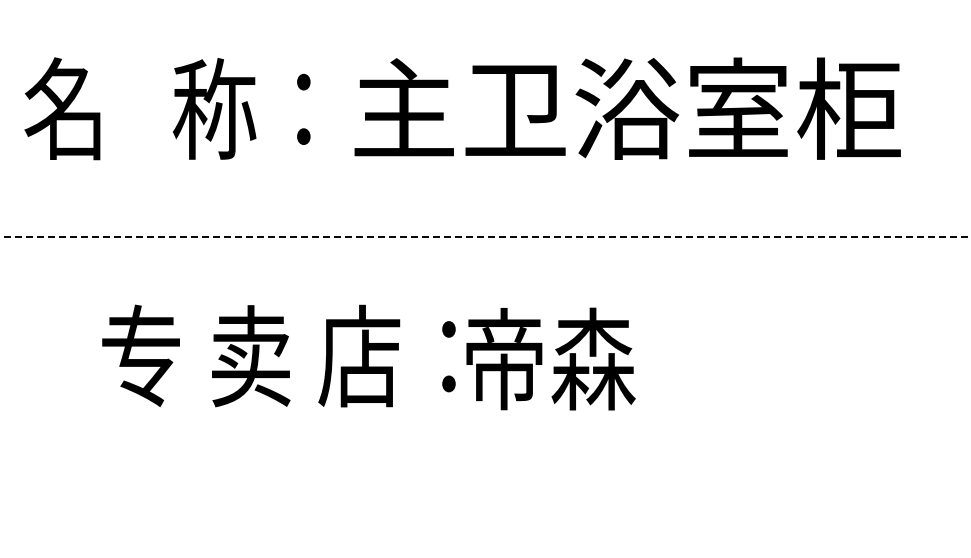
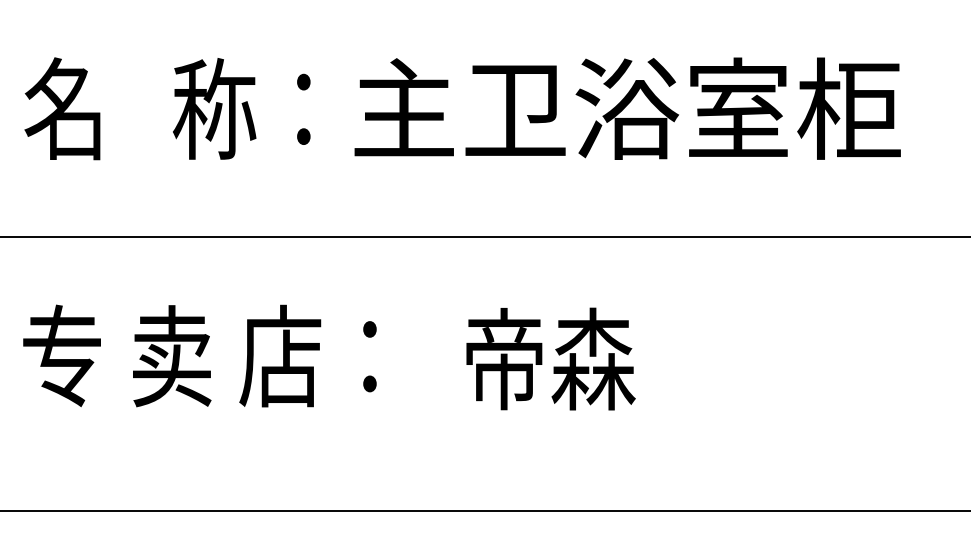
line: dashed -> solid (485, 237)
text position: (278, 355) -> (199, 355) (199, 355)
line: none -> present (484, 511)
